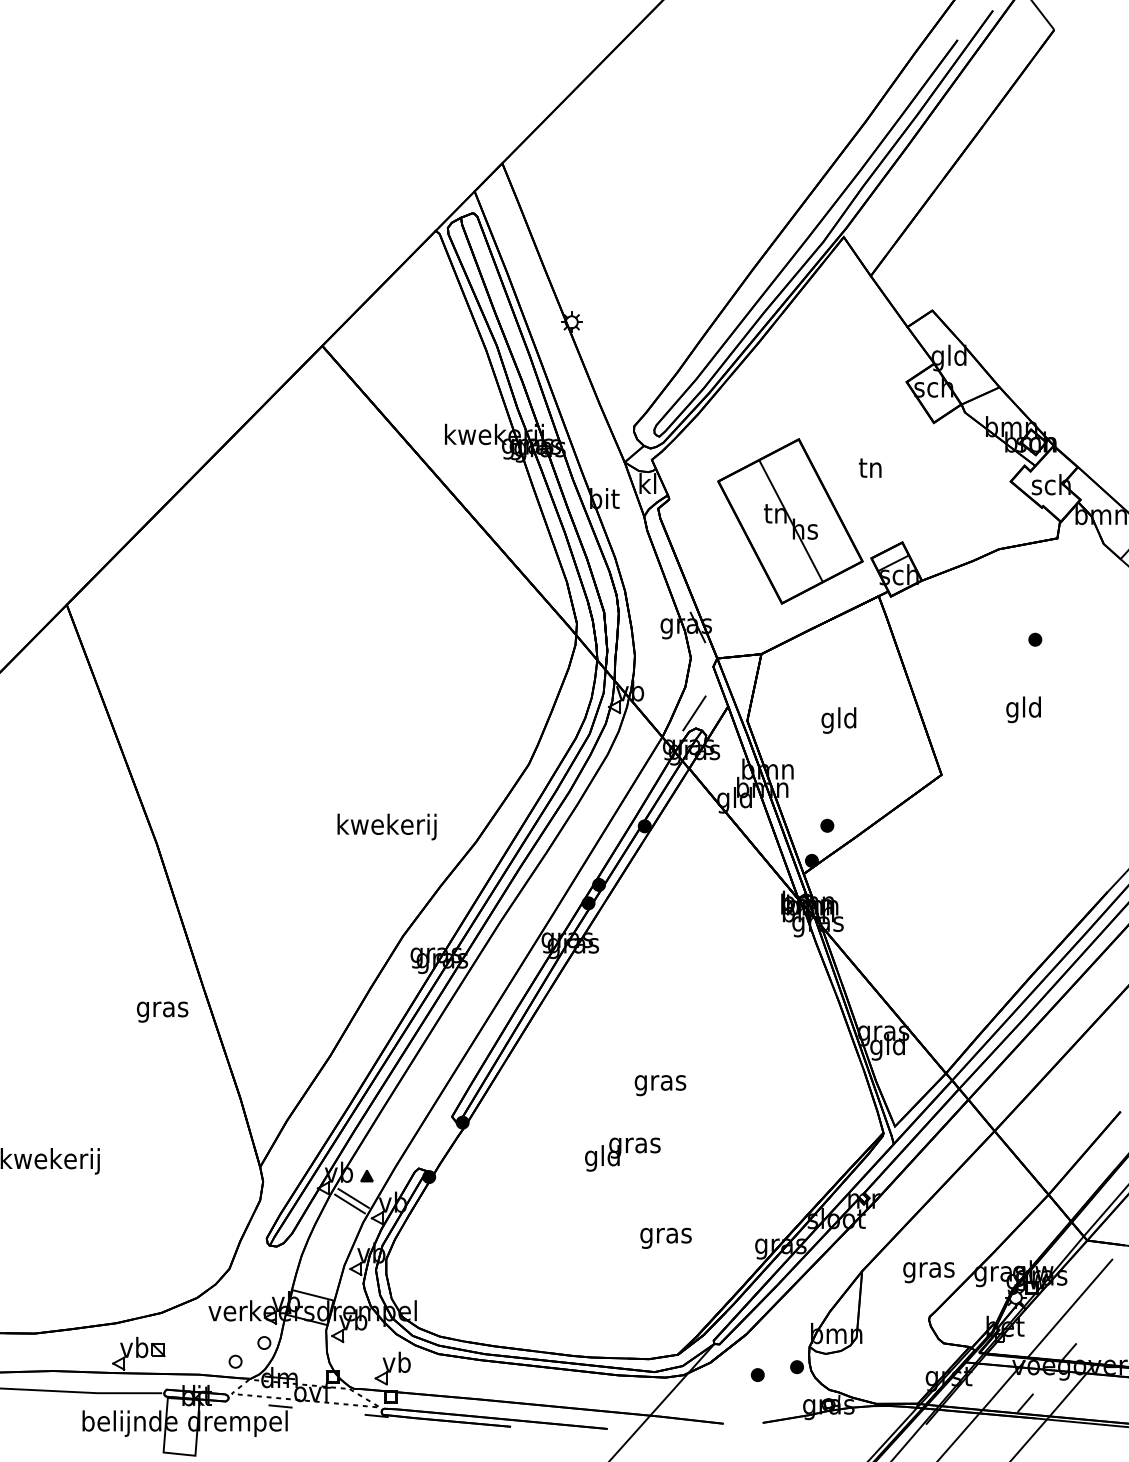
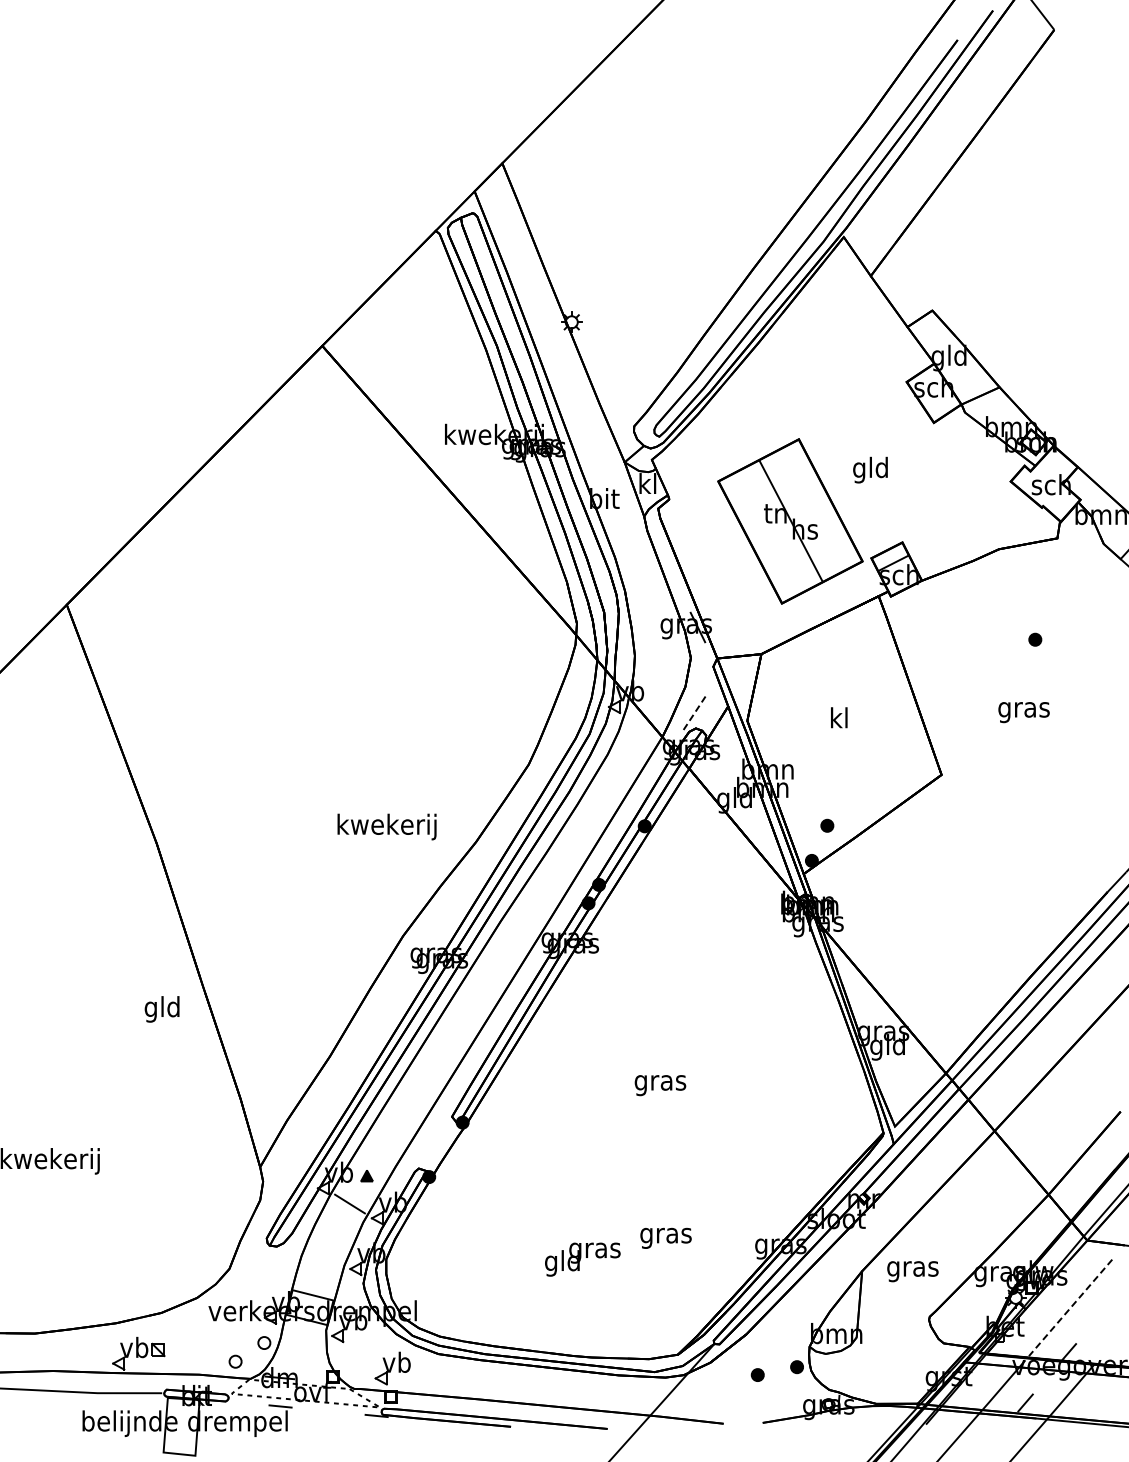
text: tn -> gld (870, 469)
text: gld -> gras (1023, 709)
line: solid -> dashed (694, 713)
text: gld -> kl (838, 720)
text: gras -> gld (162, 1009)
text position: (622, 1154) -> (582, 1259) (582, 1259)
line: present -> none (353, 1198)
text position: (928, 1272) -> (912, 1271) (912, 1271)
line: solid -> dashed (1070, 1307)
